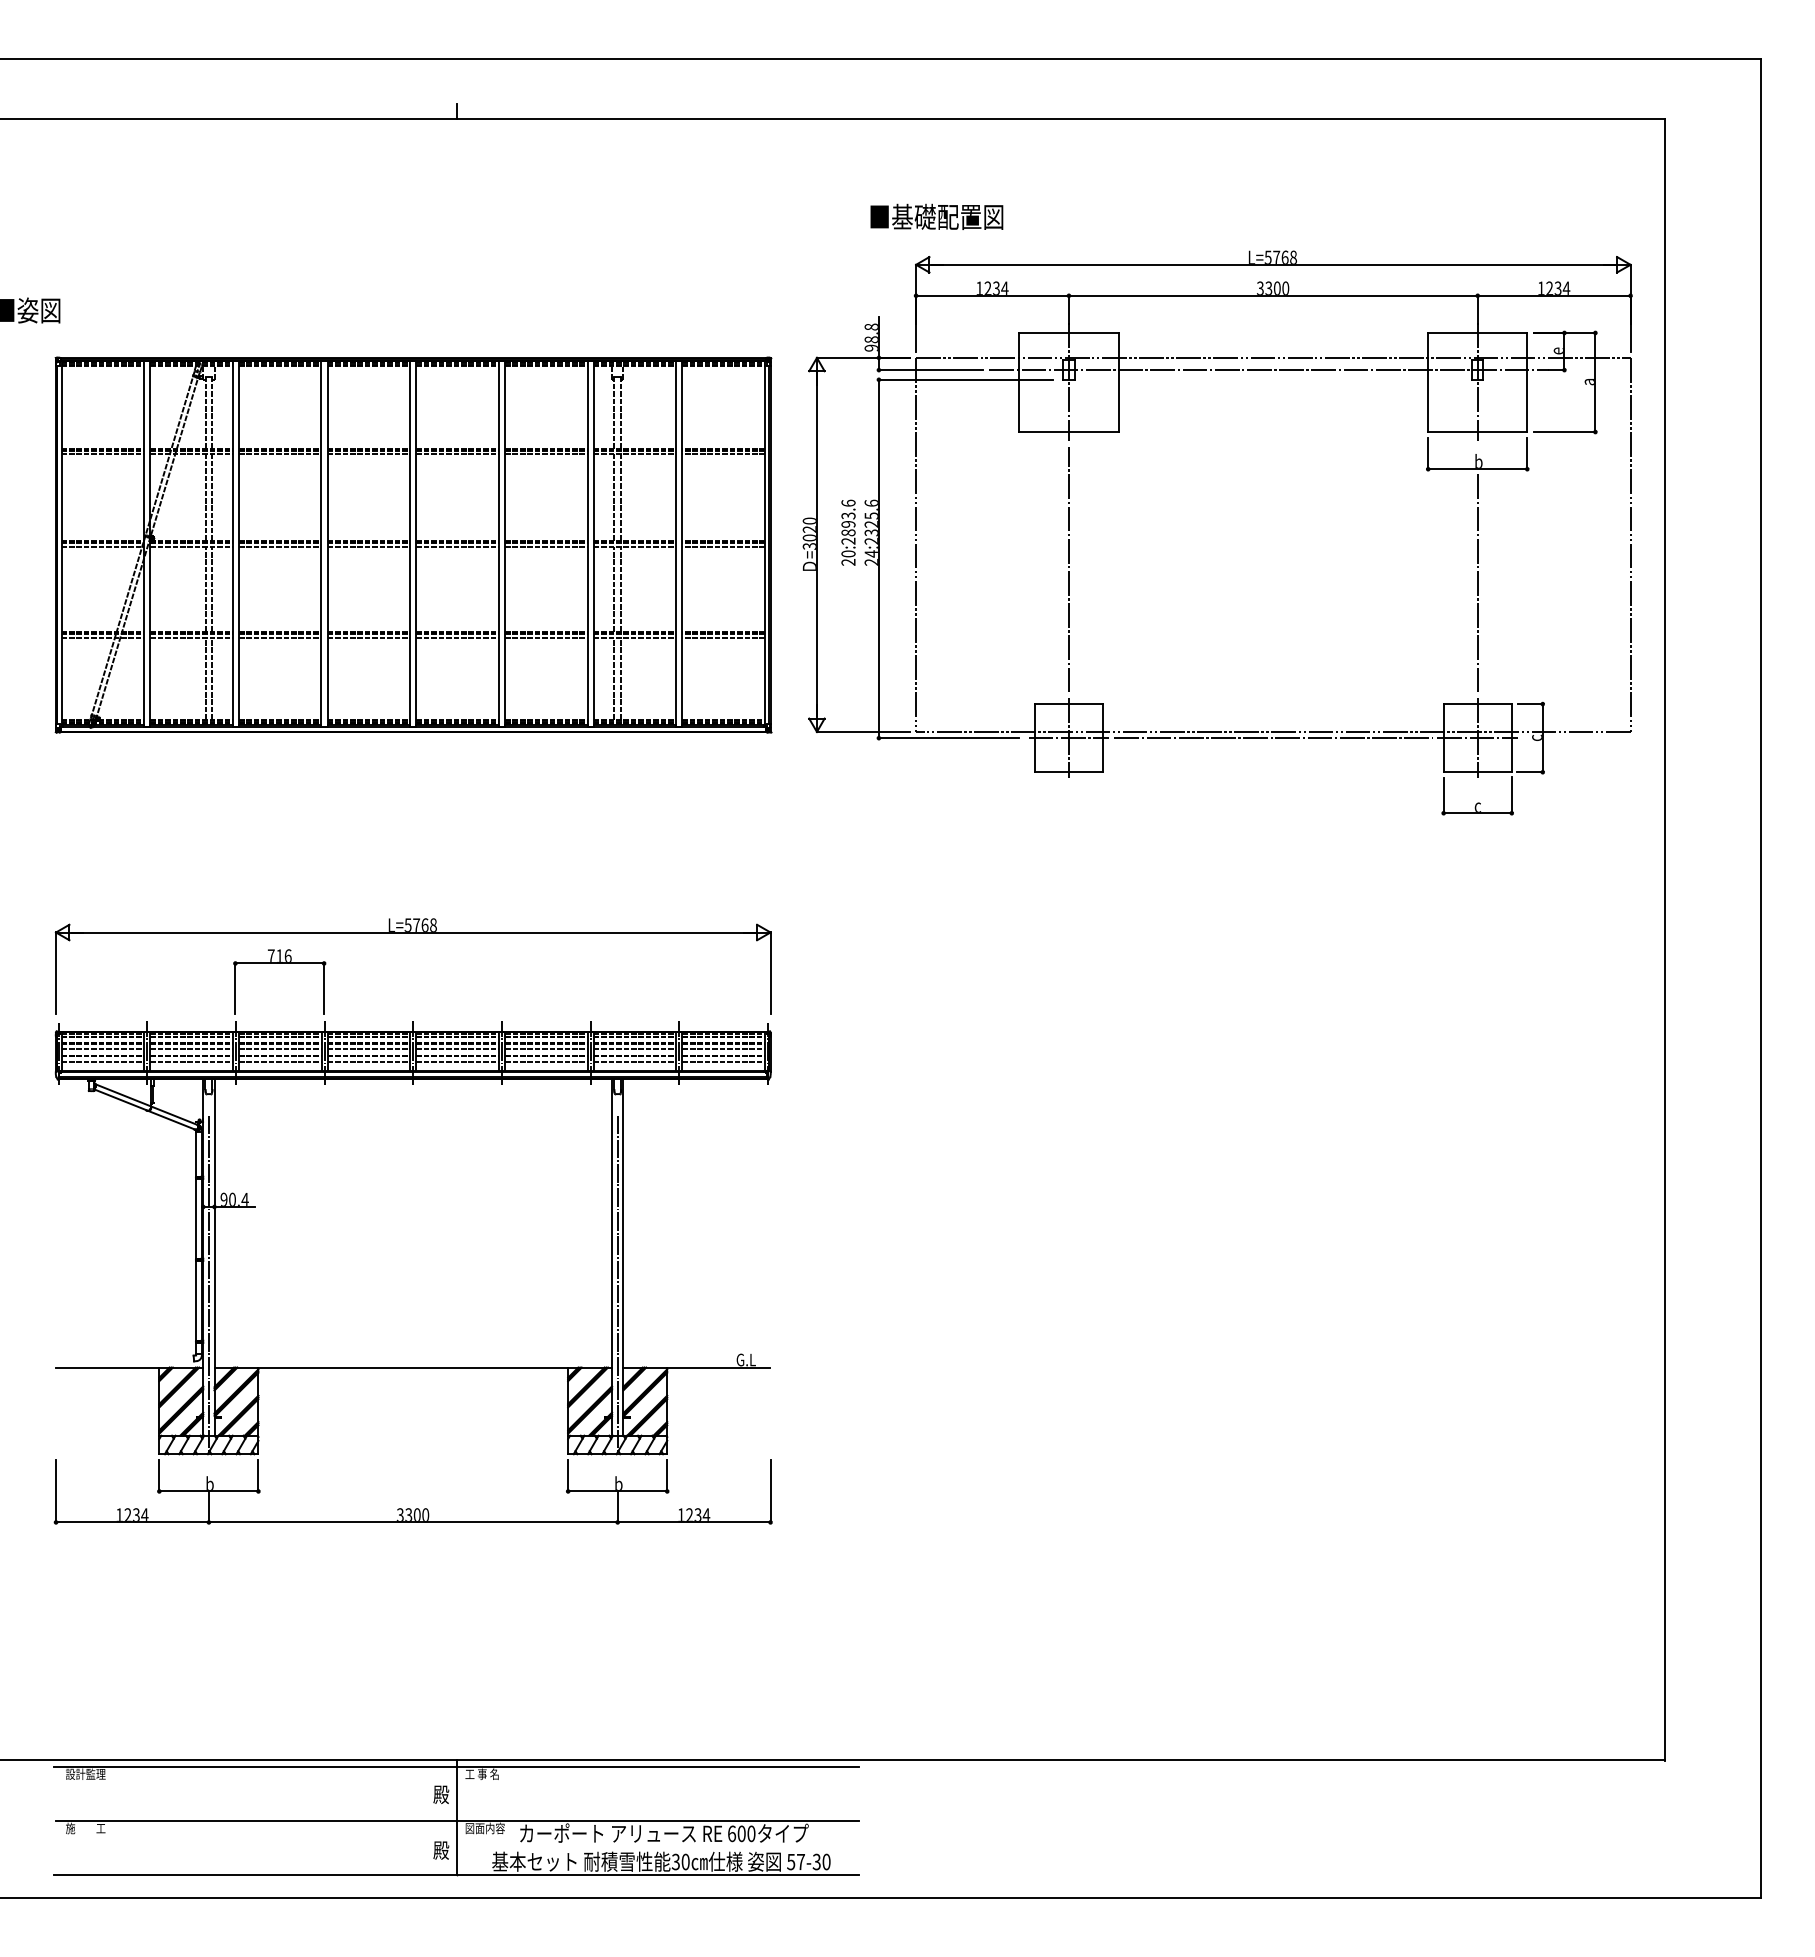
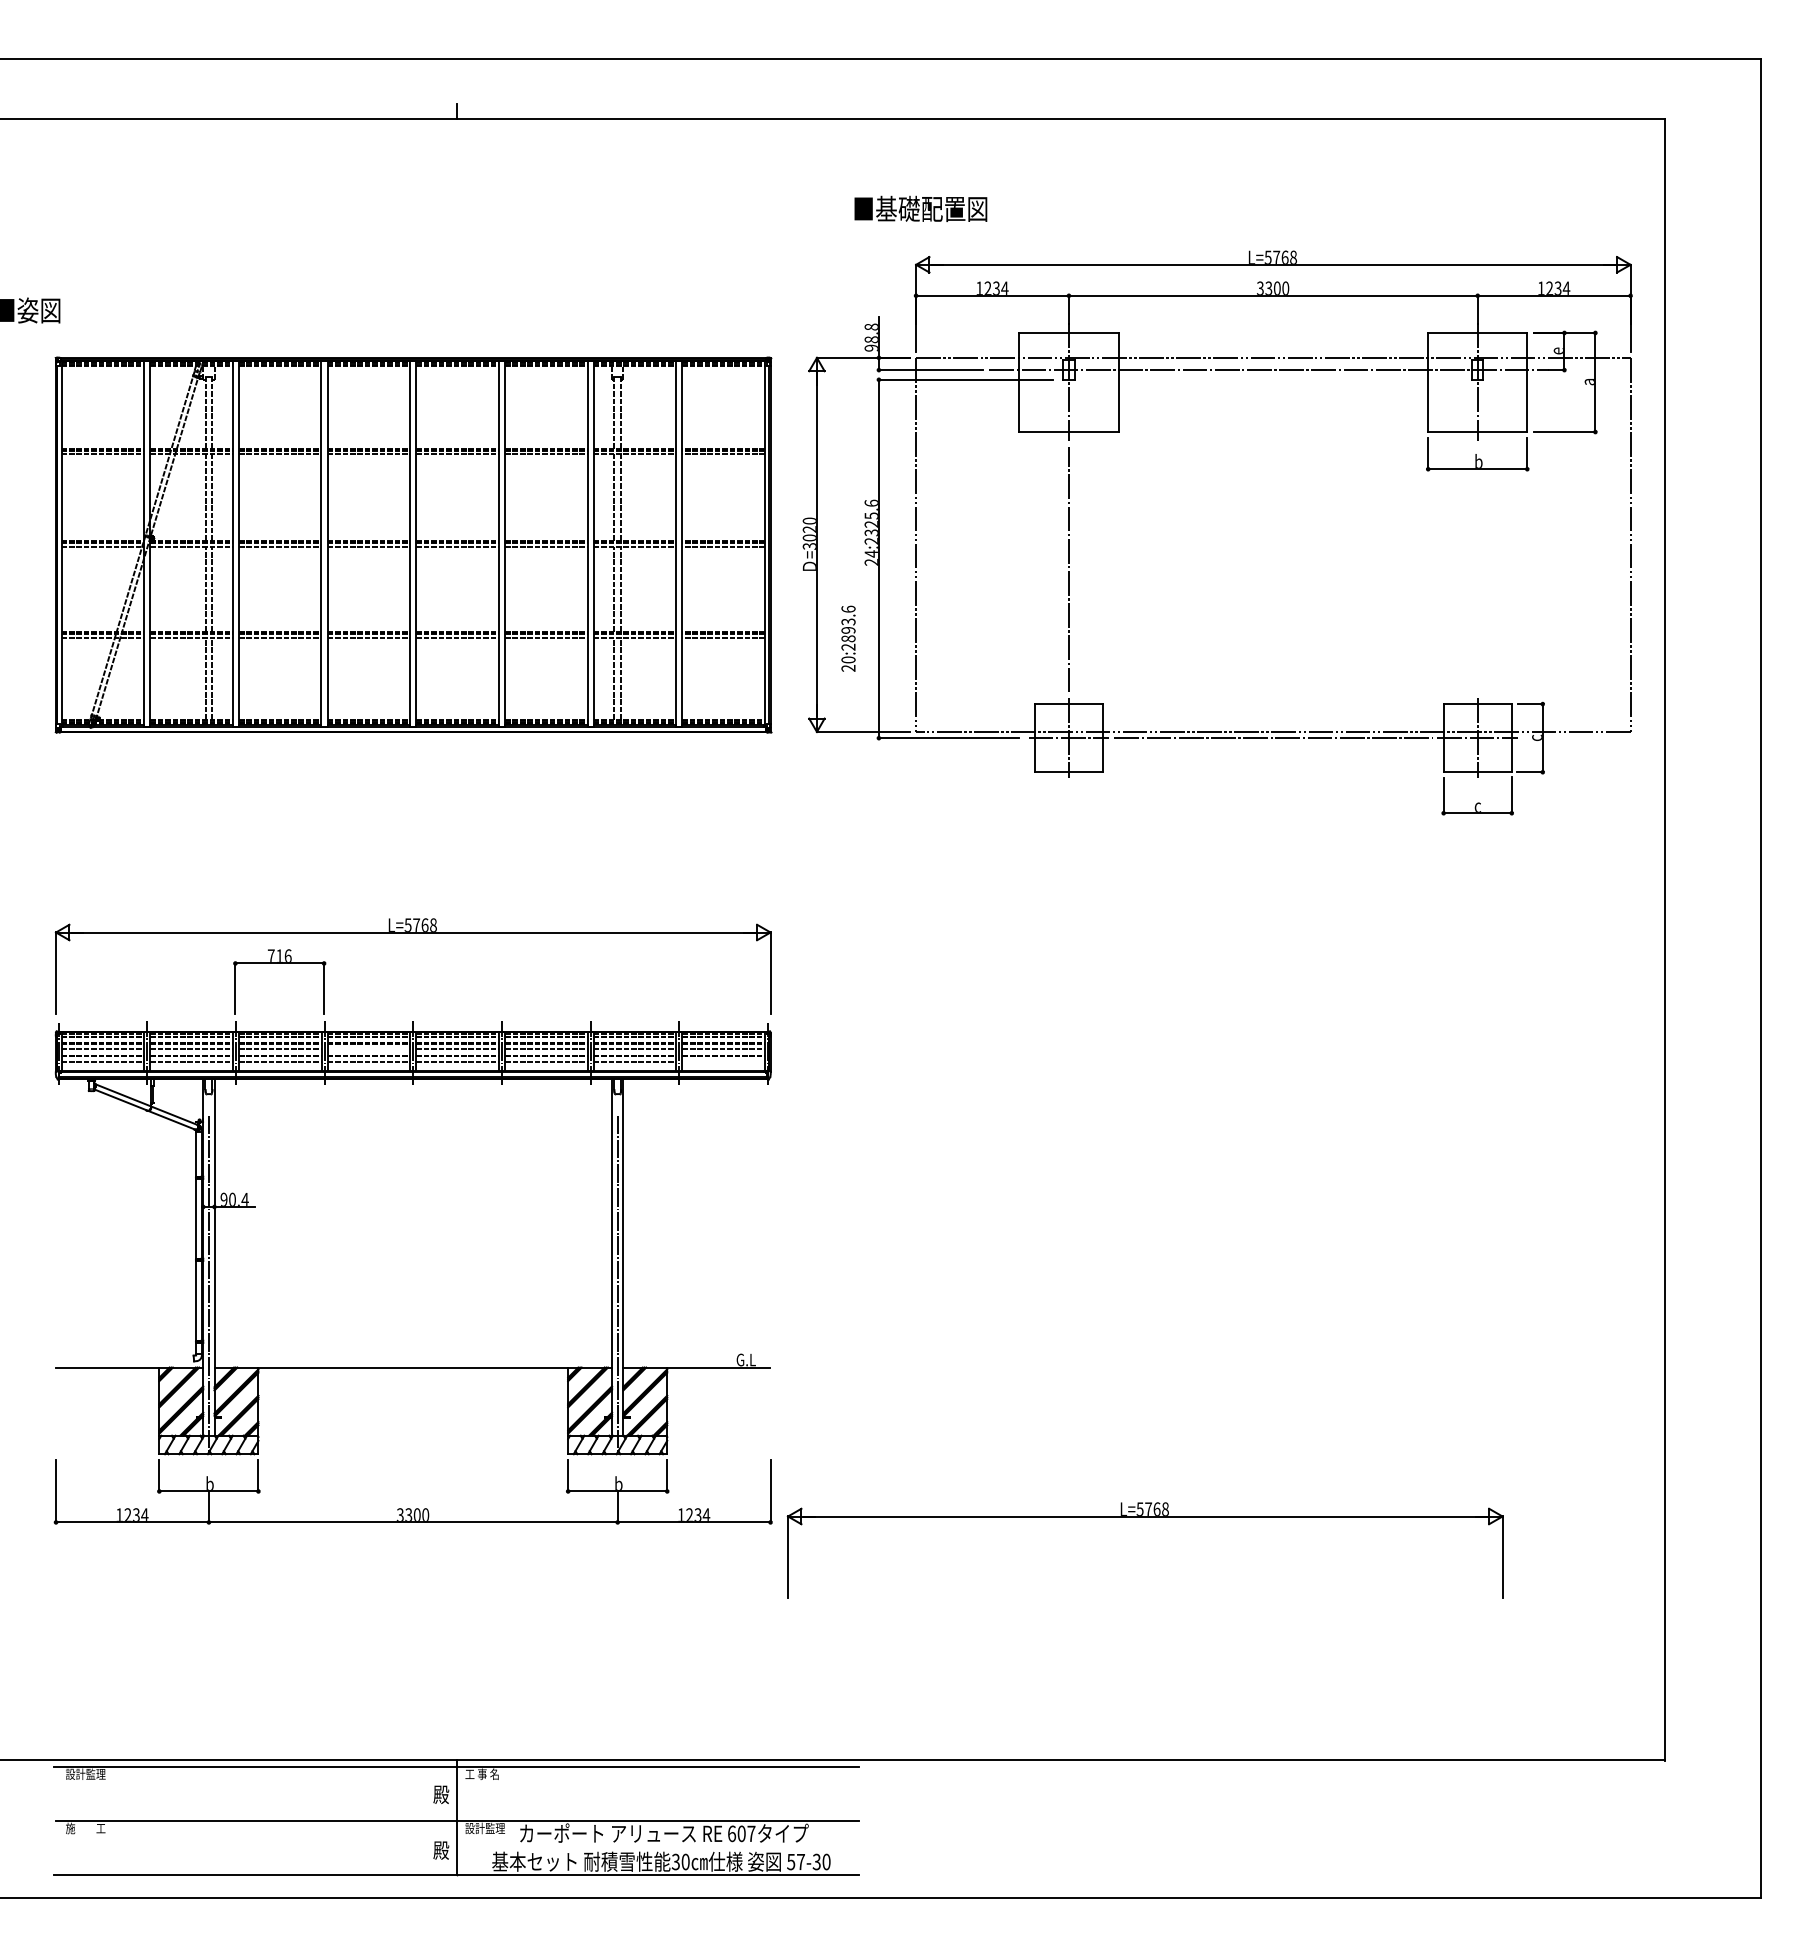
text position: (936, 216) -> (920, 208) (920, 208)
text position: (848, 532) -> (848, 638) (848, 638)
line: present -> none (1477, 582)
line: present -> none (368, 1049)
line: present -> none (723, 1061)
part: none -> present (1144, 1517)
text: 図面内容 -> 設計監理 (485, 1828)
text: 600 -> 607 (751, 1833)
